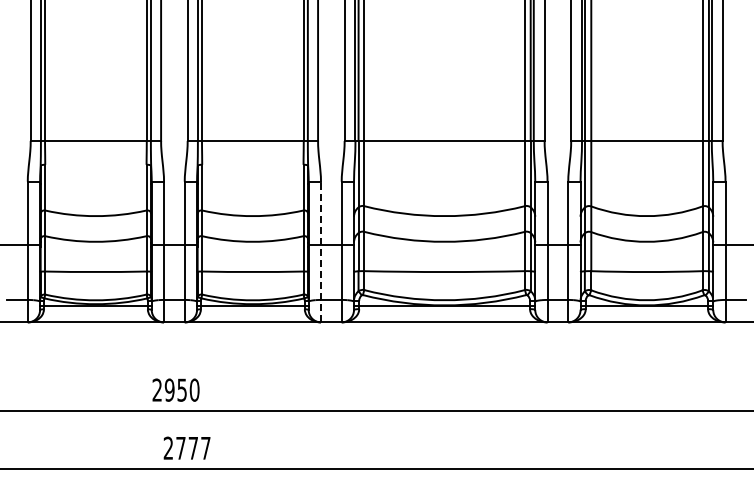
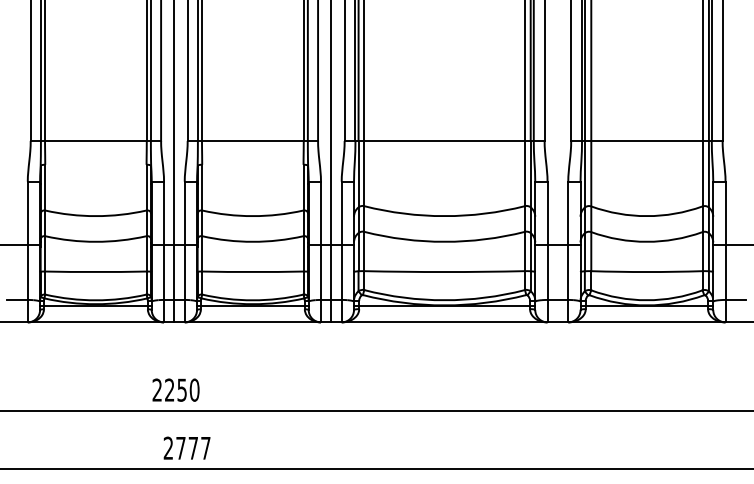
line: none -> present (174, 162)
line: none -> present (331, 162)
line: dashed -> solid (321, 251)
text: 2950 -> 2250 (169, 389)
